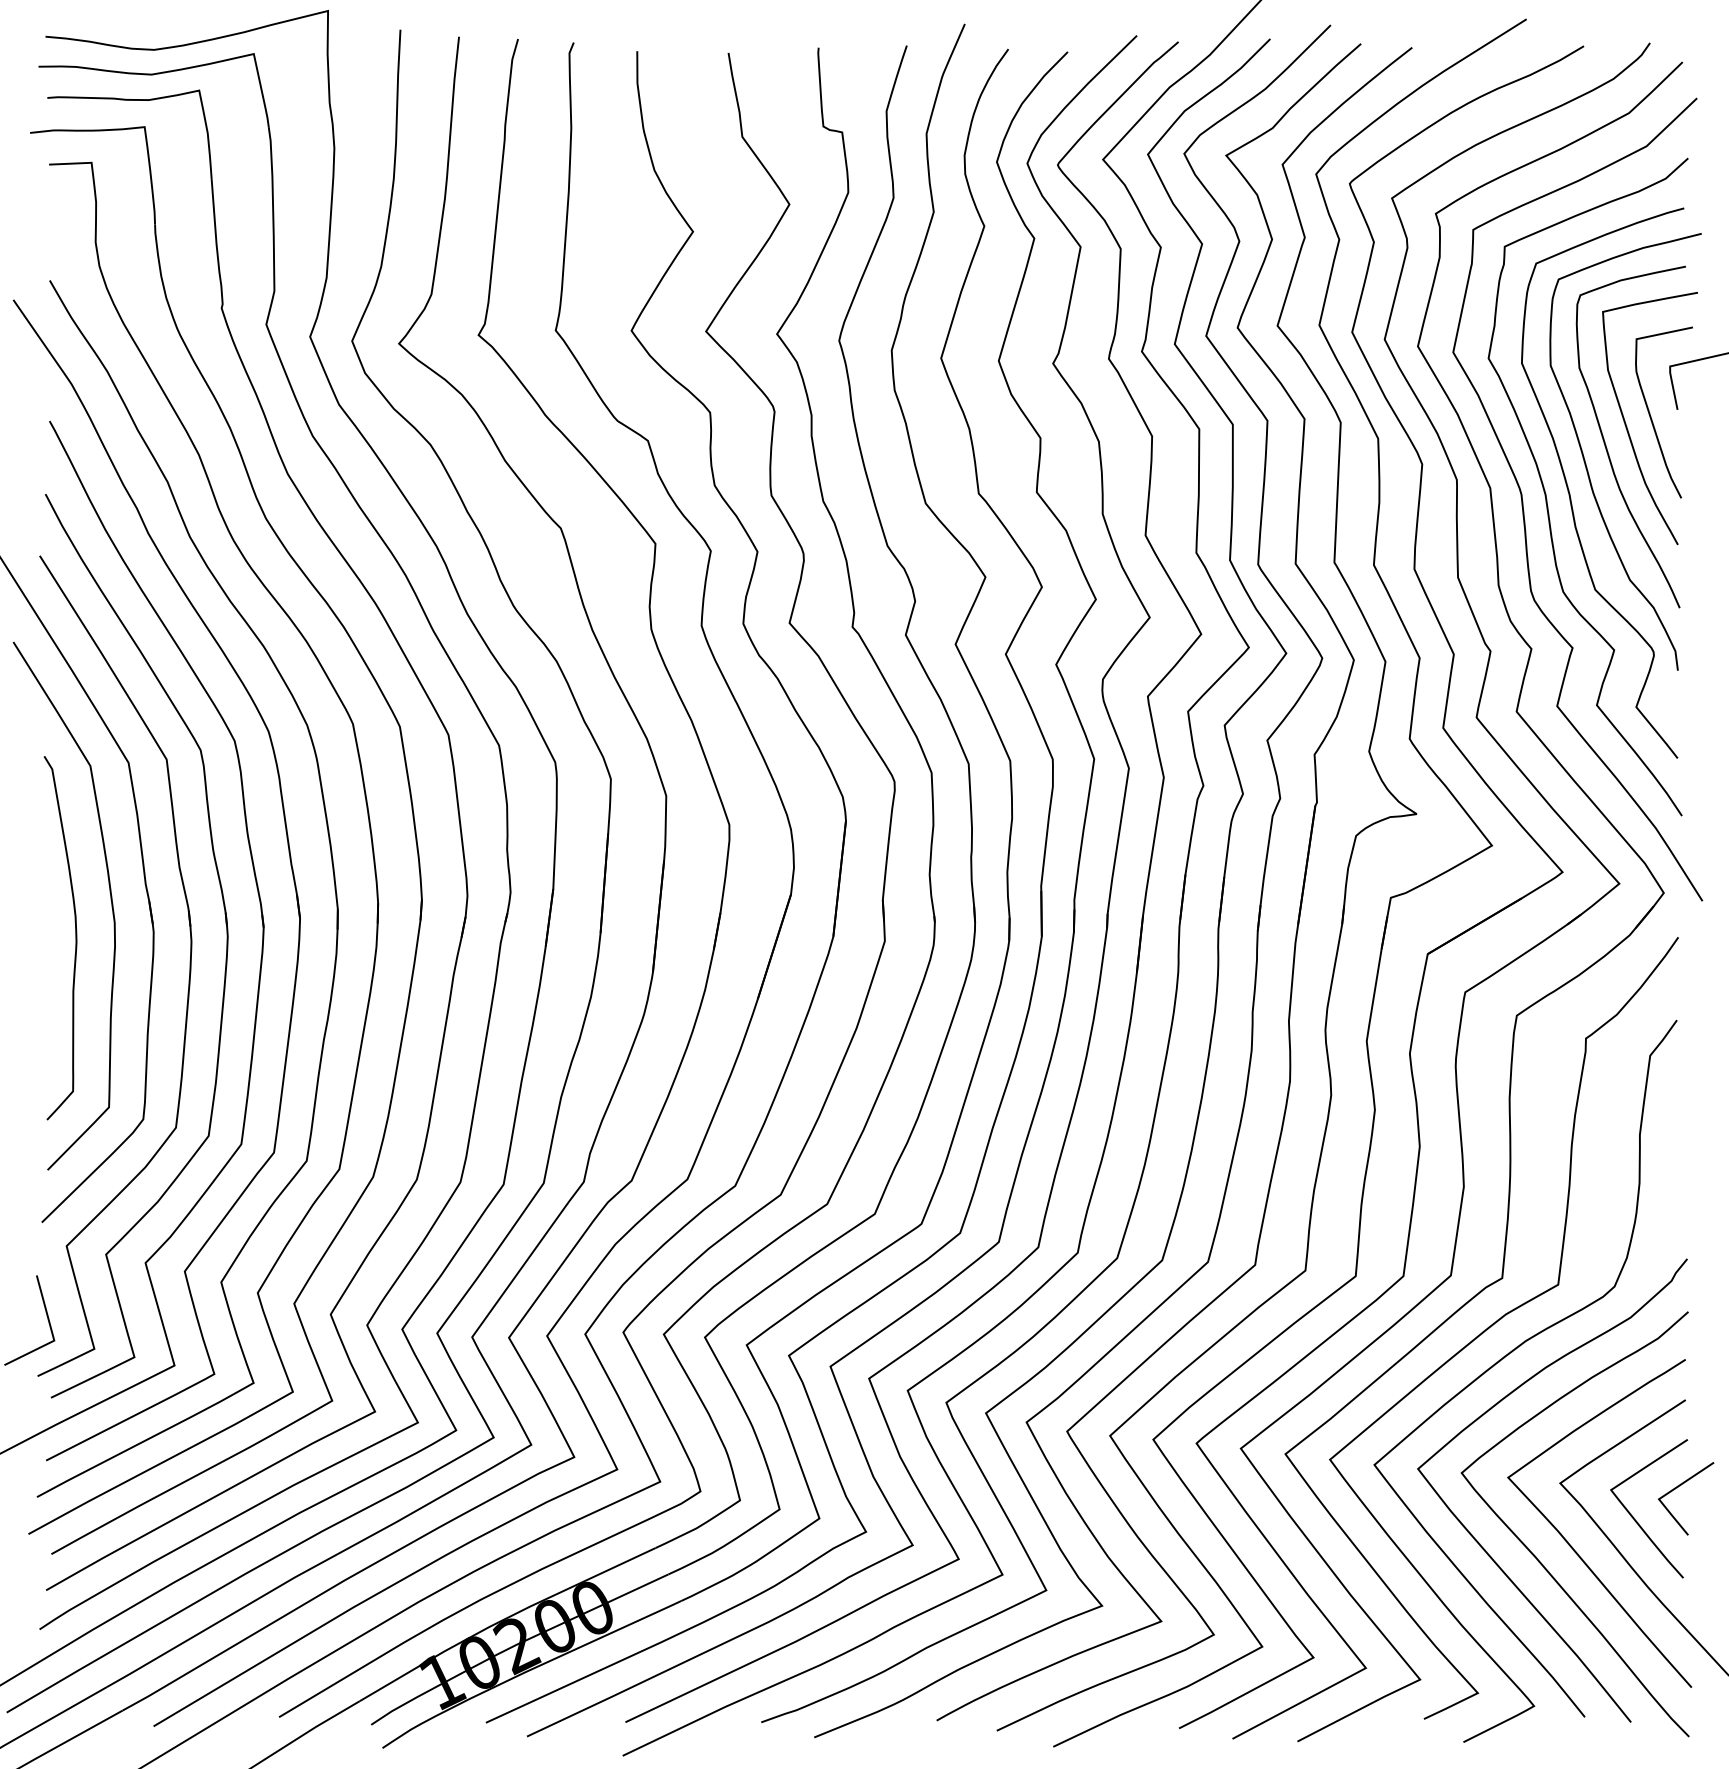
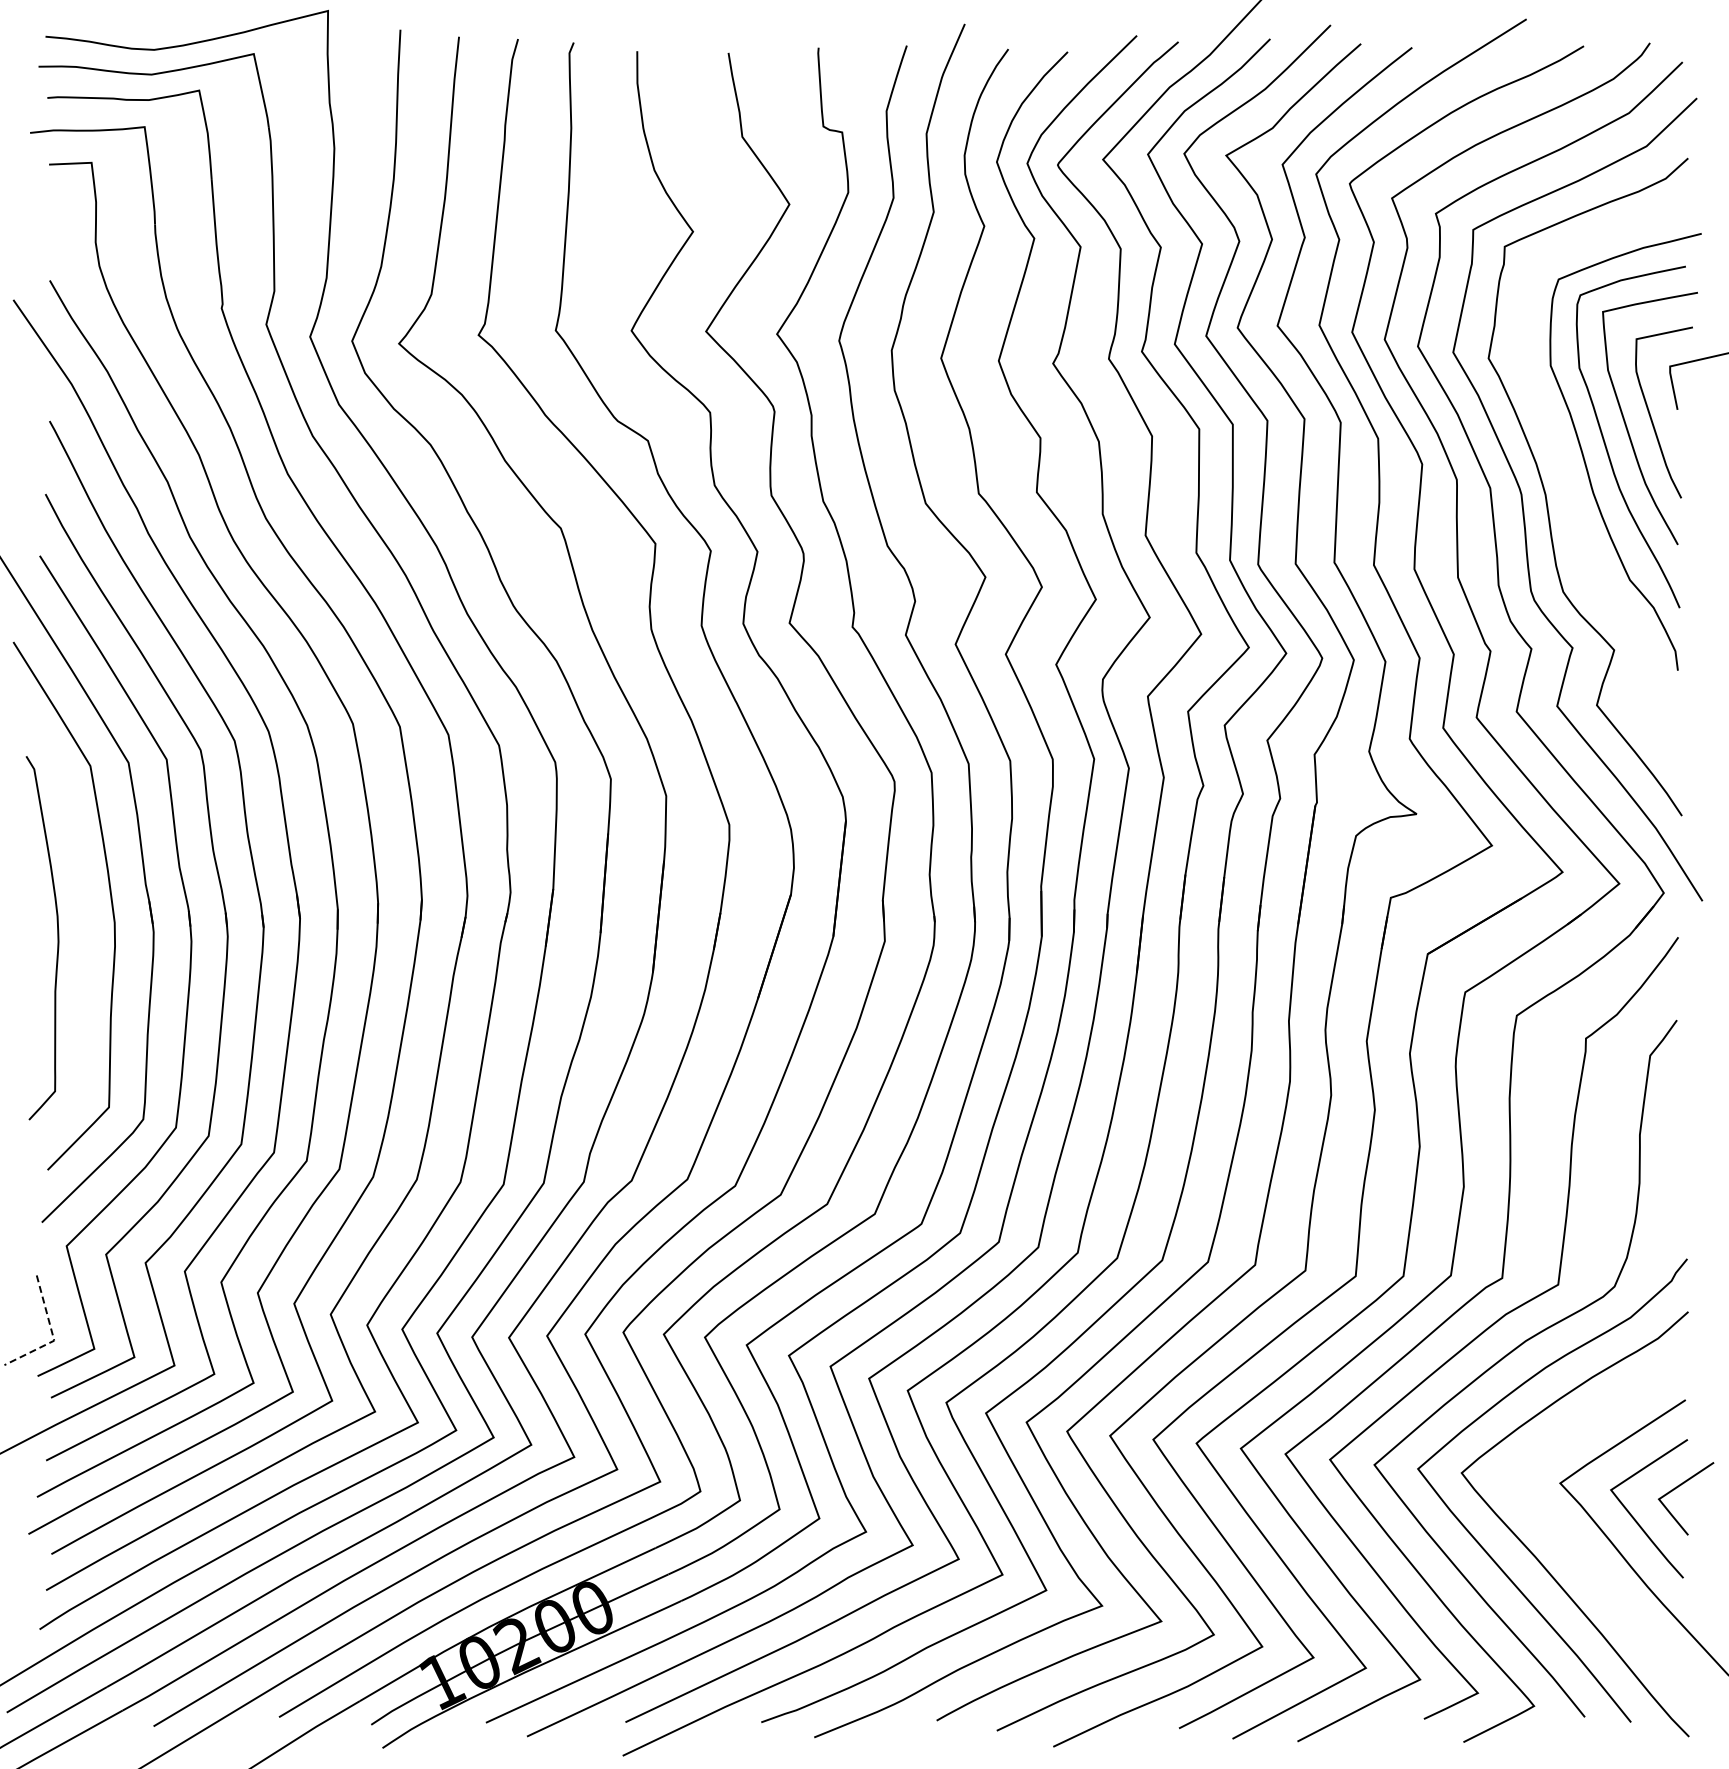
curve: present -> none (1569, 489)
curve position: (75, 938) -> (57, 938) (57, 938)
line: solid -> dashed (53, 1335)
curve: present -> none (1573, 1547)
